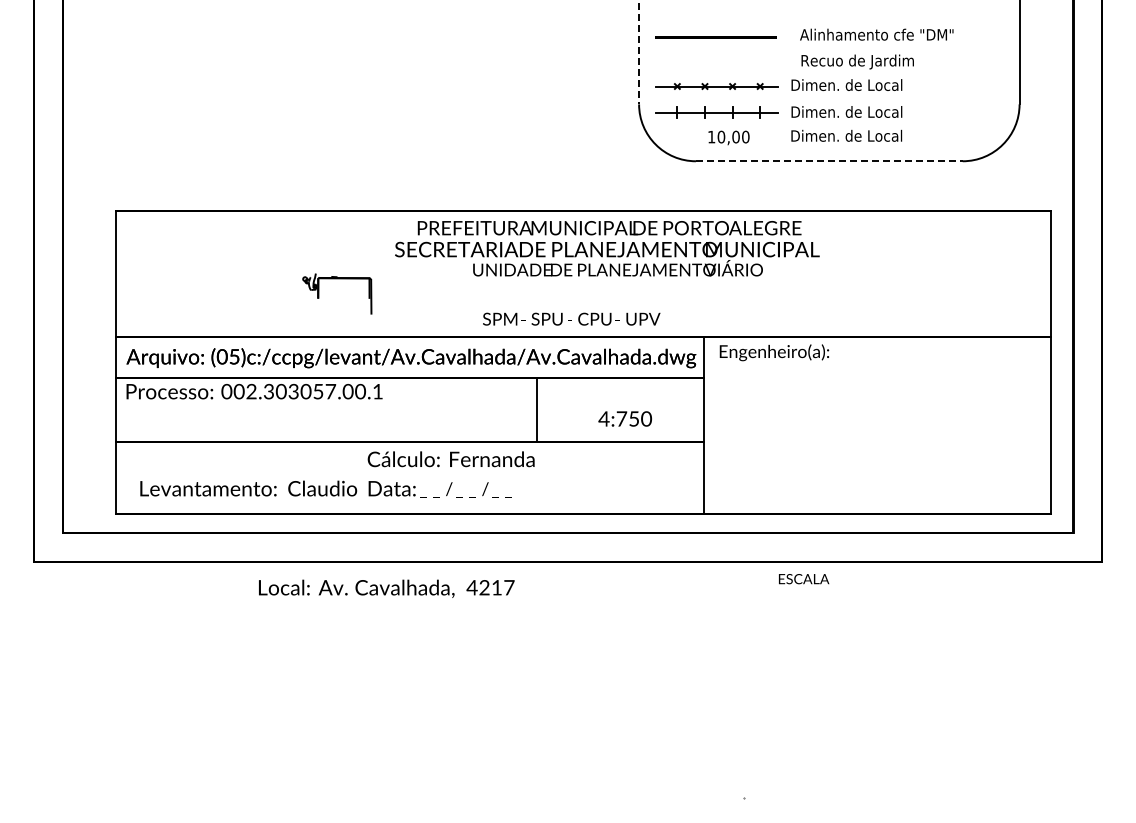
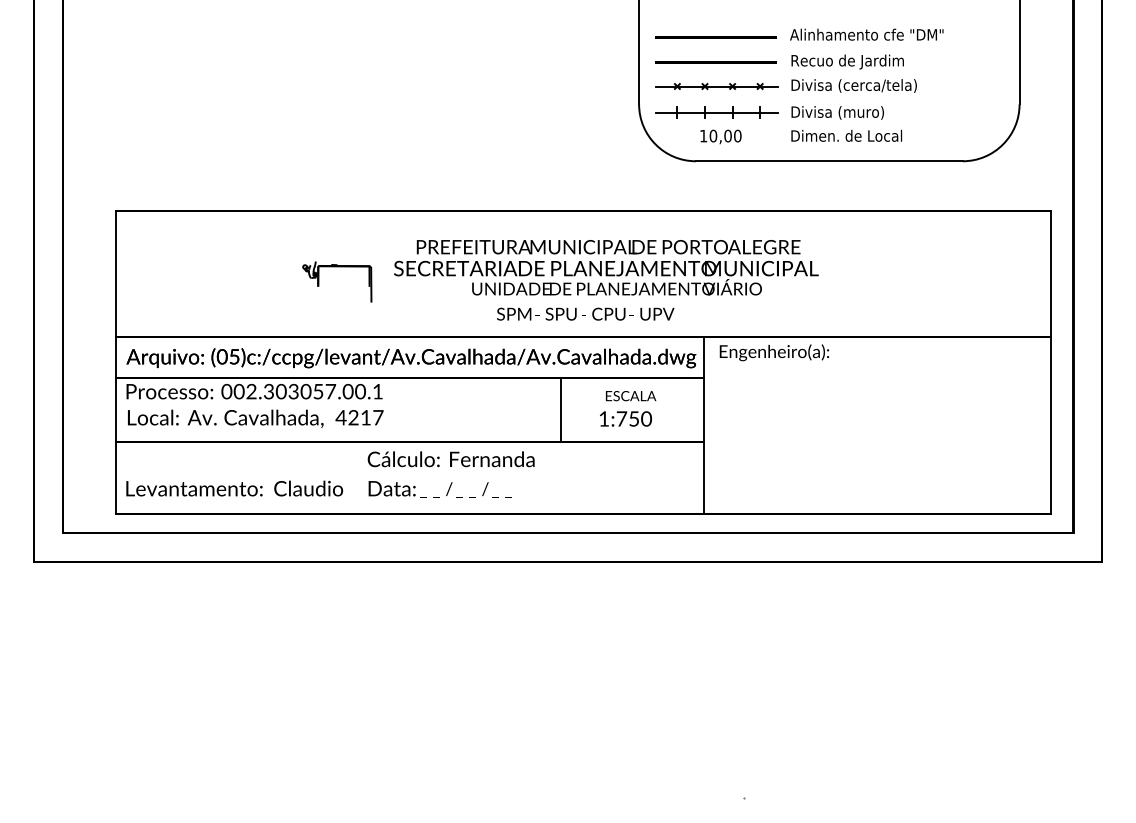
text position: (876, 34) -> (866, 34) (866, 34)
line: dashed -> solid (639, 52)
text position: (857, 61) -> (847, 61) (847, 61)
line: none -> present (715, 62)
text: Dimen. de Local -> Divisa (cerca/tela) (860, 85)
text: Dimen. de Local -> Divisa (muro) (853, 112)
text position: (728, 137) -> (720, 136) (720, 136)
line: dashed -> solid (829, 161)
text position: (607, 248) -> (606, 267) (606, 267)
part position: (337, 279) -> (337, 267) (337, 267)
text position: (571, 318) -> (585, 313) (585, 313)
line position: (537, 409) -> (561, 409) (561, 409)
text: 4:750 -> 1:750 (603, 418)
text position: (248, 488) -> (234, 488) (234, 488)
text position: (804, 579) -> (631, 396) (631, 396)
text position: (386, 588) -> (255, 418) (255, 418)
